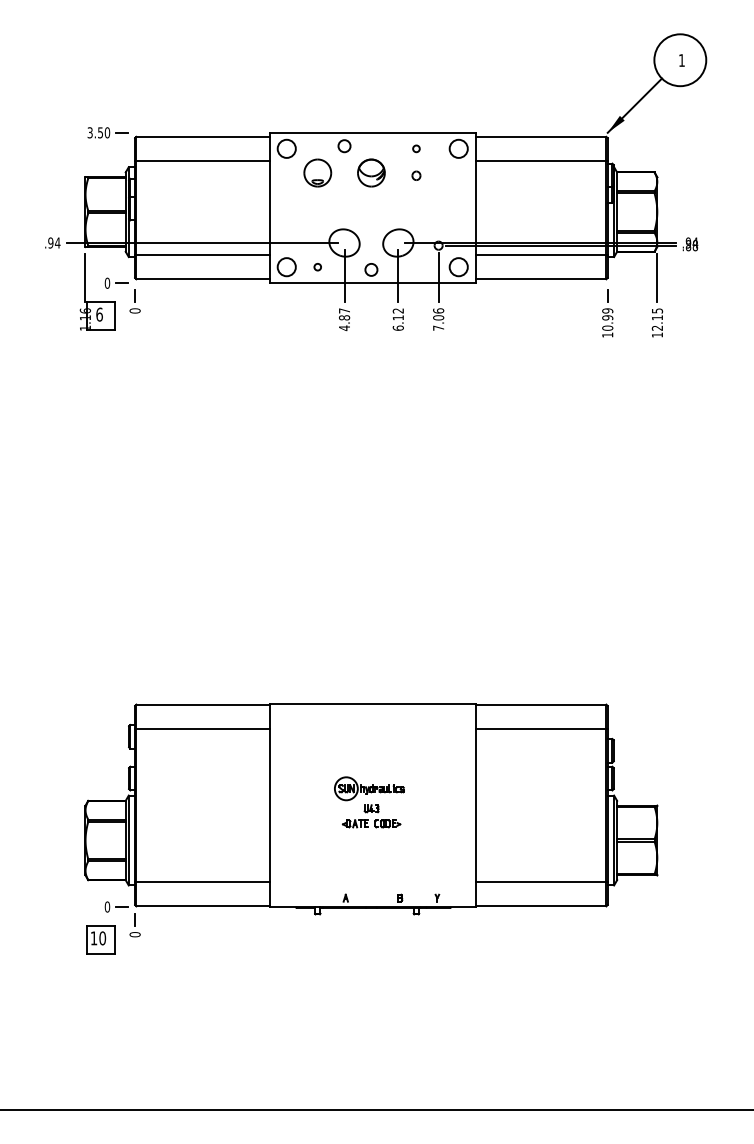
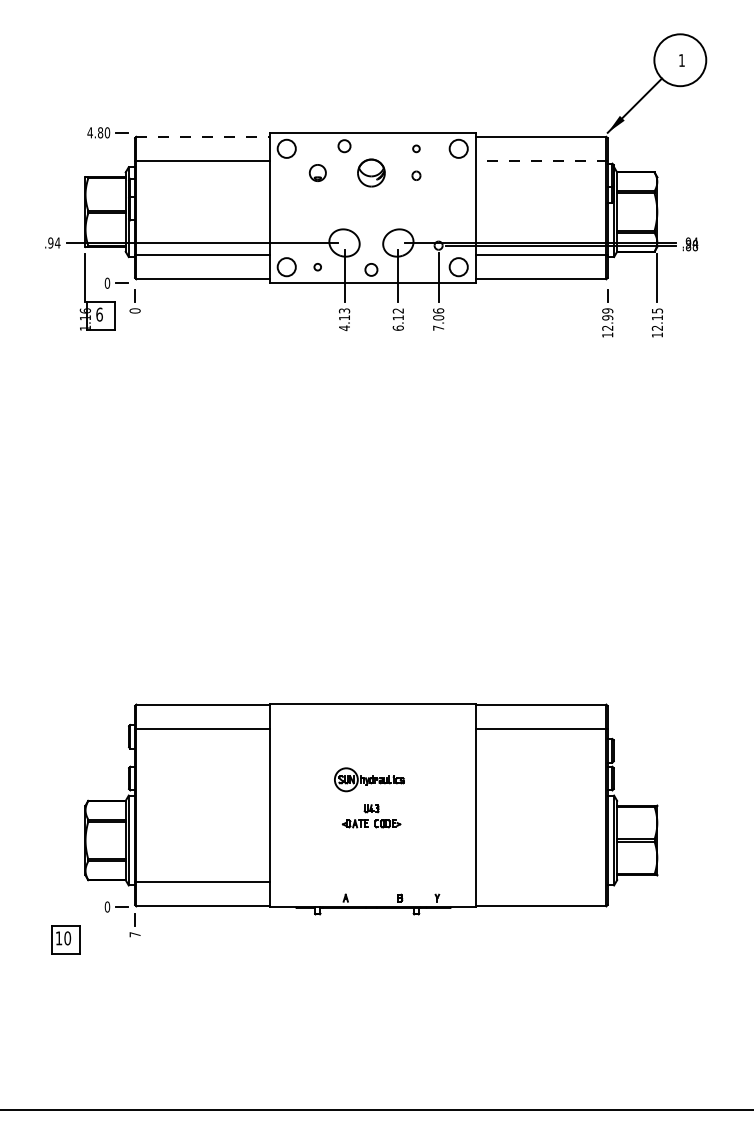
text: 3.50 -> 4.80 (95, 132)
line: solid -> dashed (203, 136)
line: solid -> dashed (541, 161)
part size: 30x30 px -> 19x18 px (317, 172)
text: 4.87 -> 4.13 (344, 314)
text: 10.99 -> 12.99 (607, 327)
part position: (369, 788) -> (369, 779) (369, 779)
line: present -> none (541, 882)
text: 0 -> 7 (134, 934)
part position: (100, 939) -> (65, 939) (65, 939)
